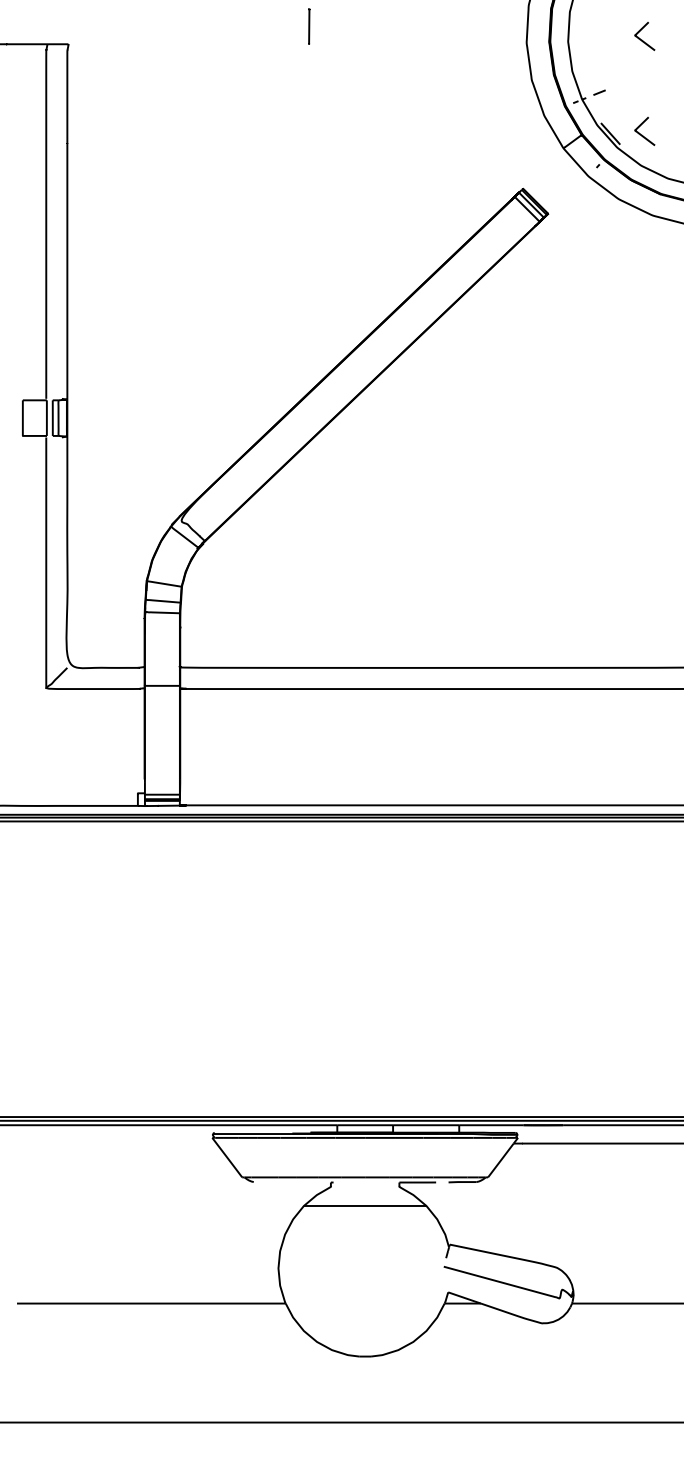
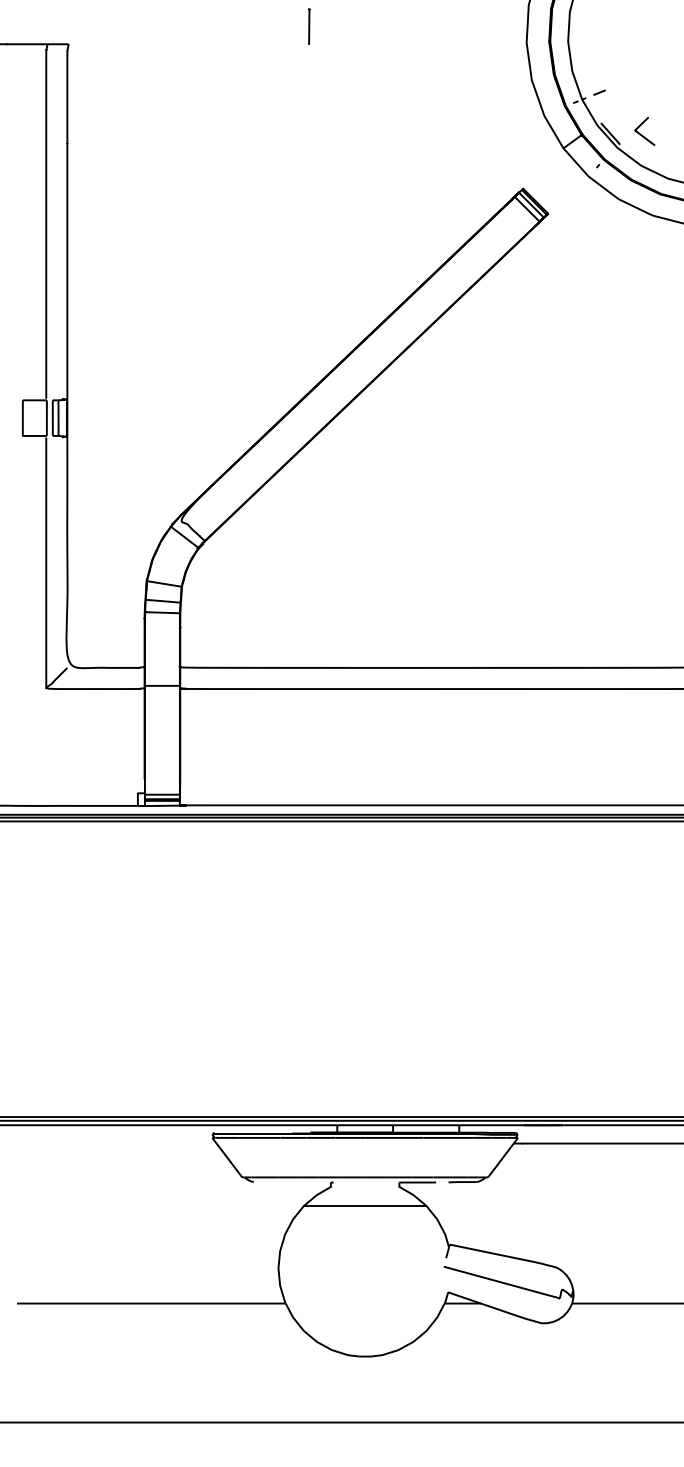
curve: present -> none (642, 39)
